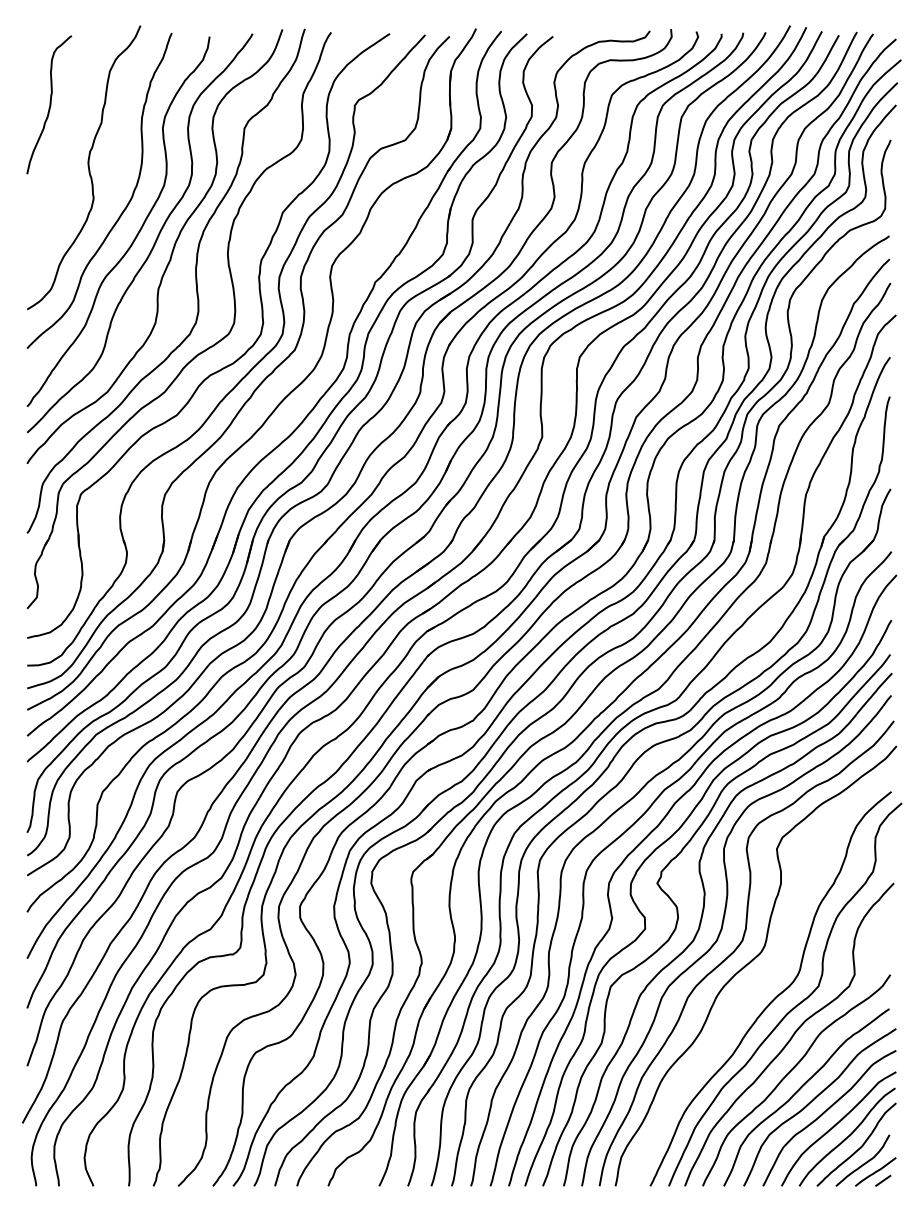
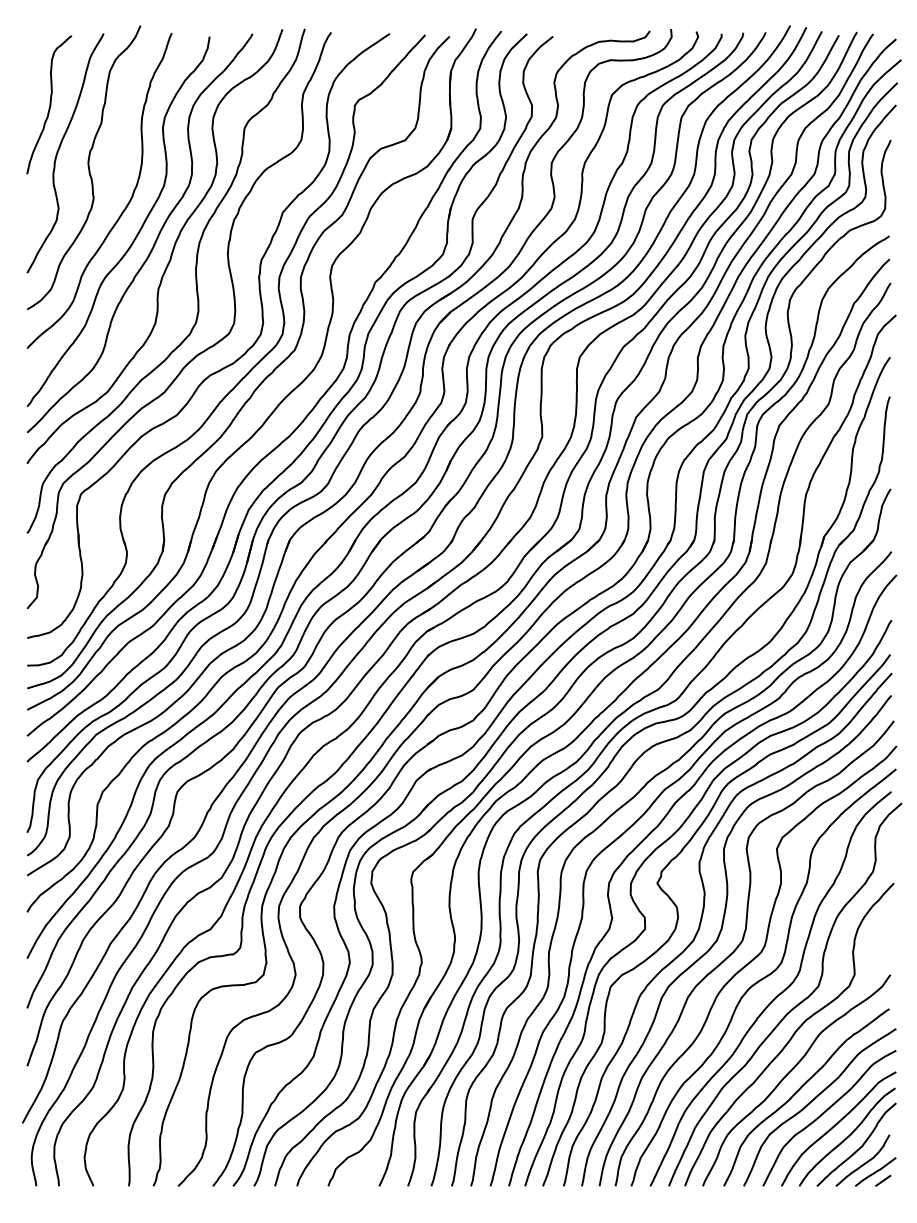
curve: none -> present (59, 150)
curve: none -> present (763, 977)
